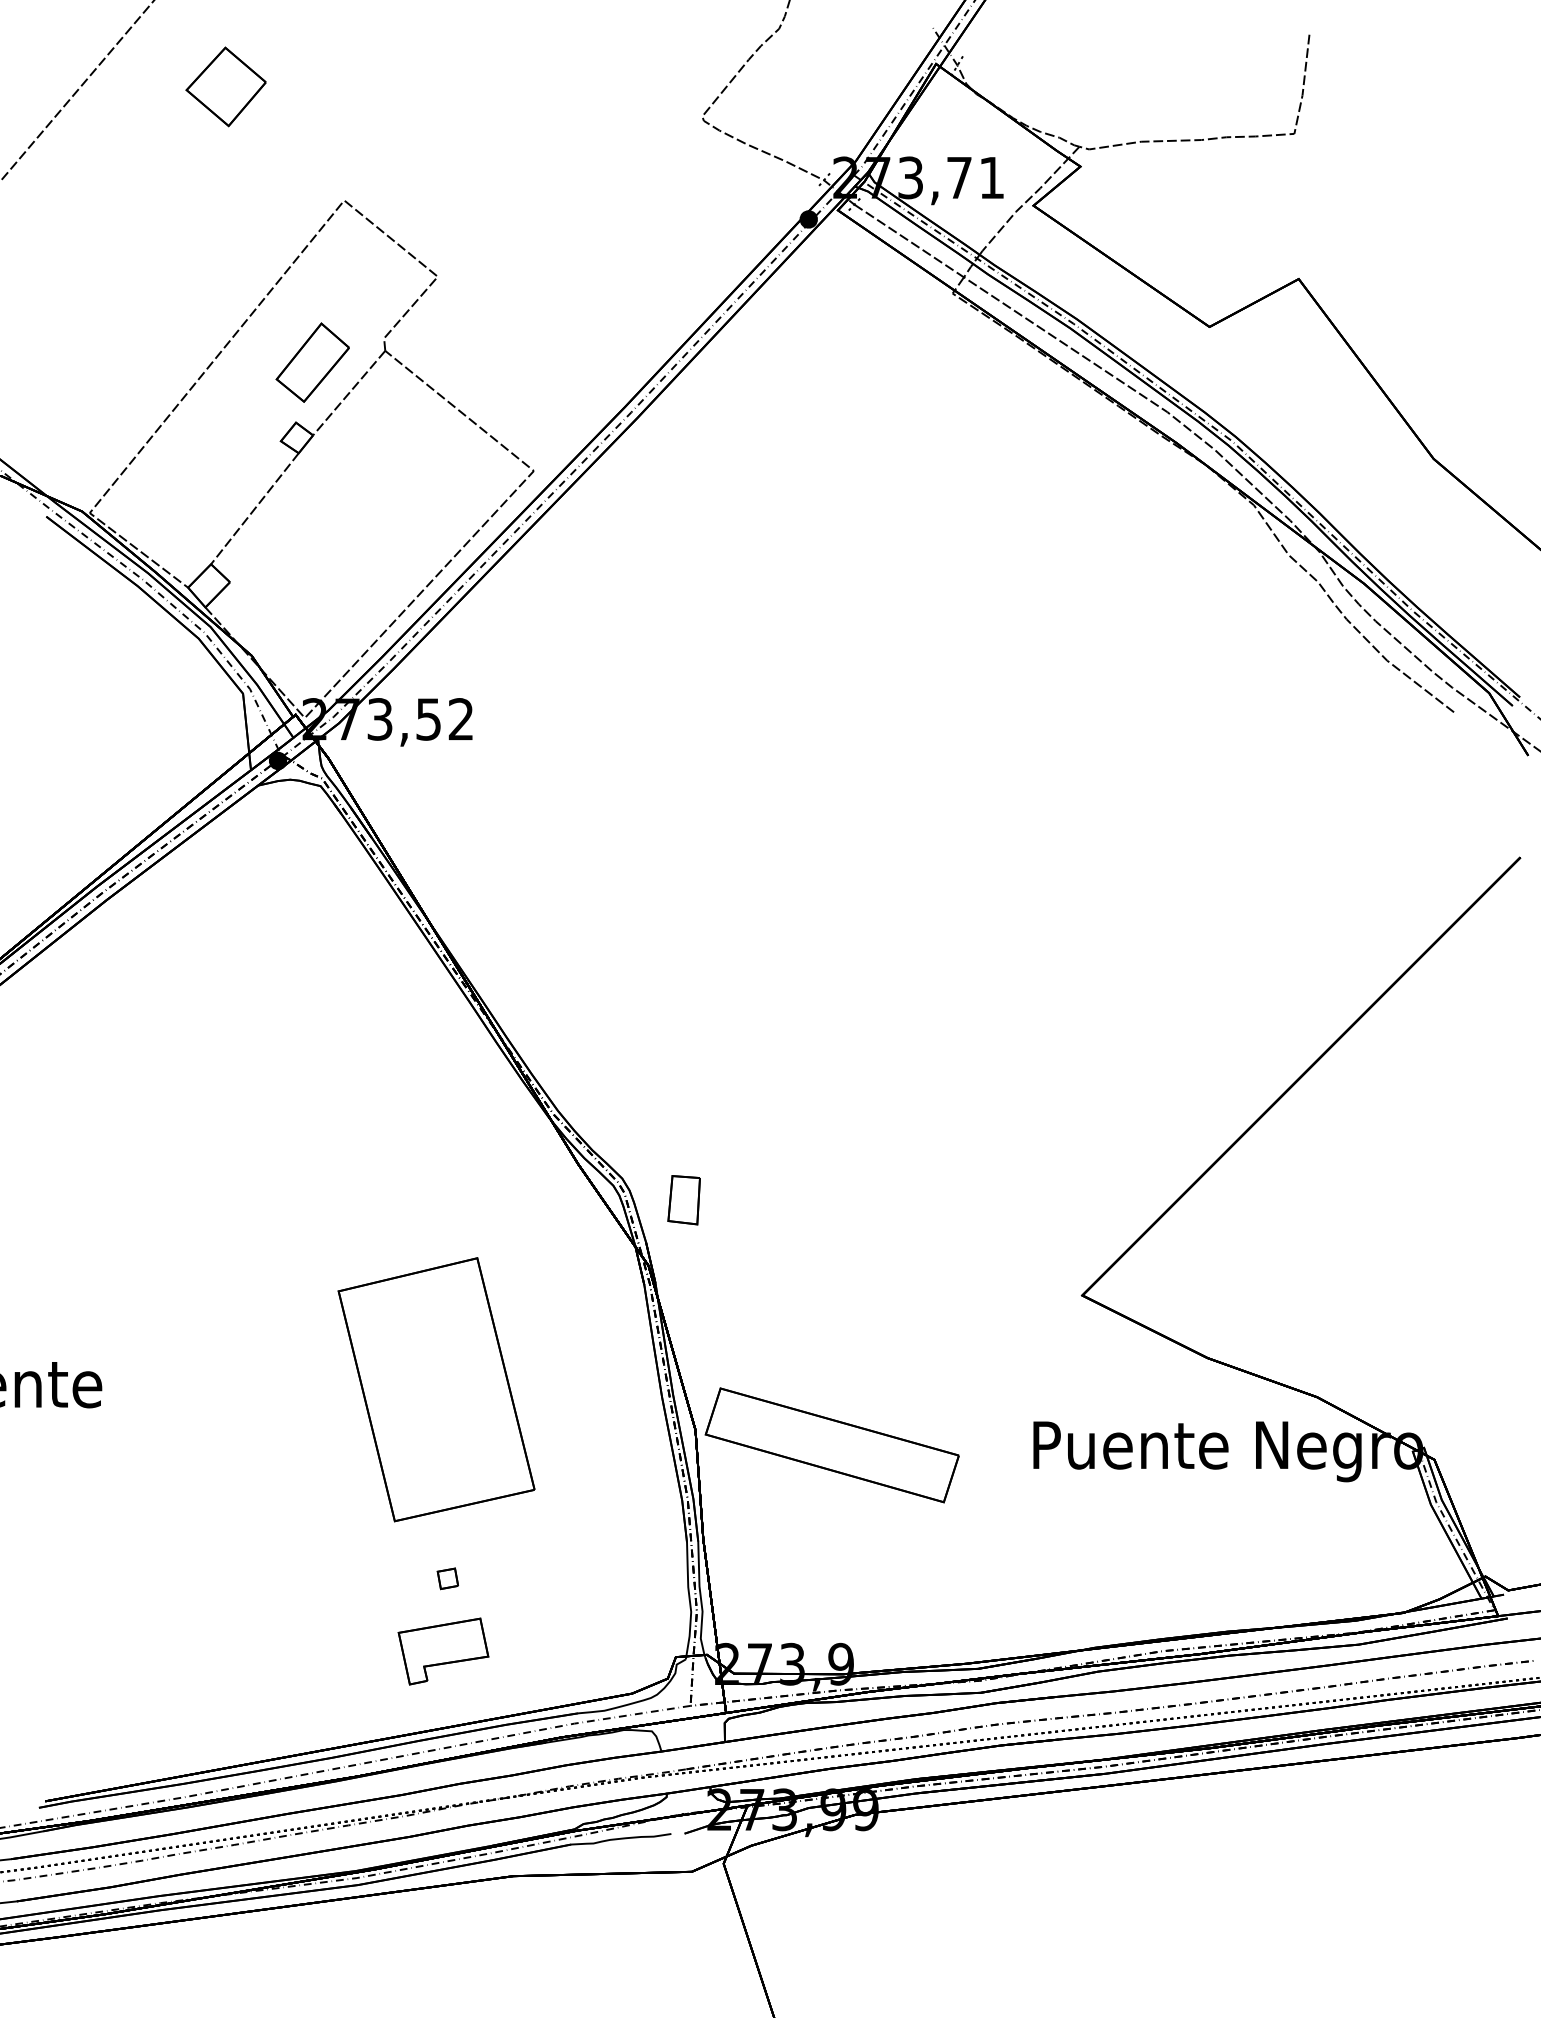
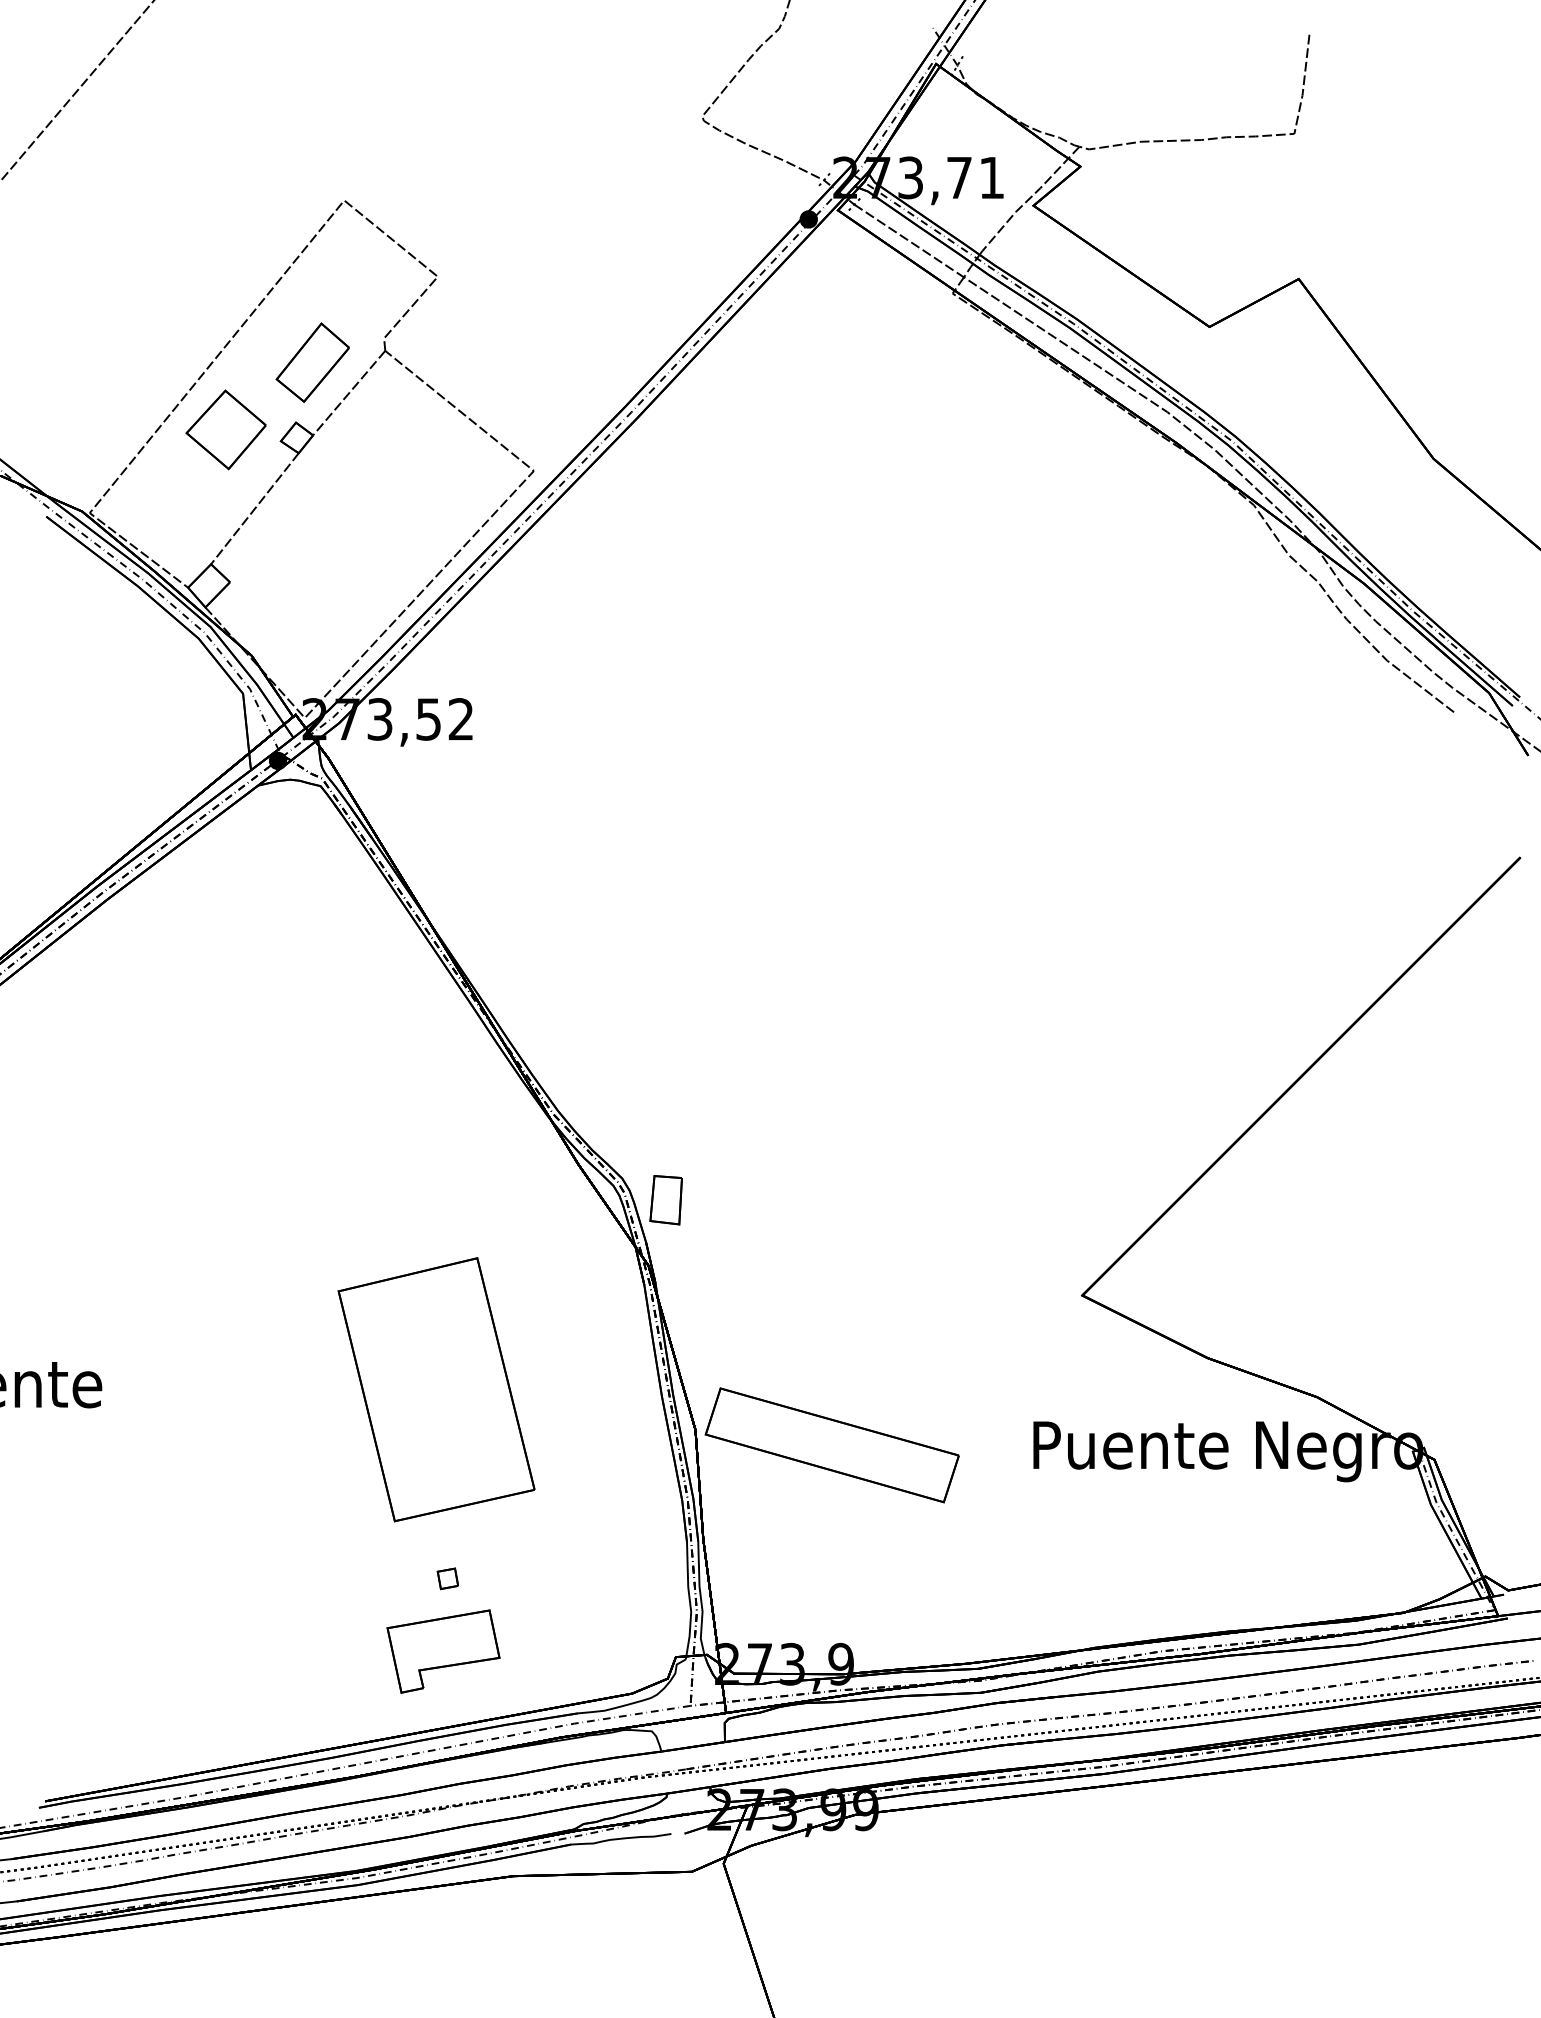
part position: (225, 86) -> (225, 429) (225, 429)
part position: (683, 1200) -> (665, 1200) (665, 1200)
part size: 93x69 px -> 115x85 px (443, 1651)
